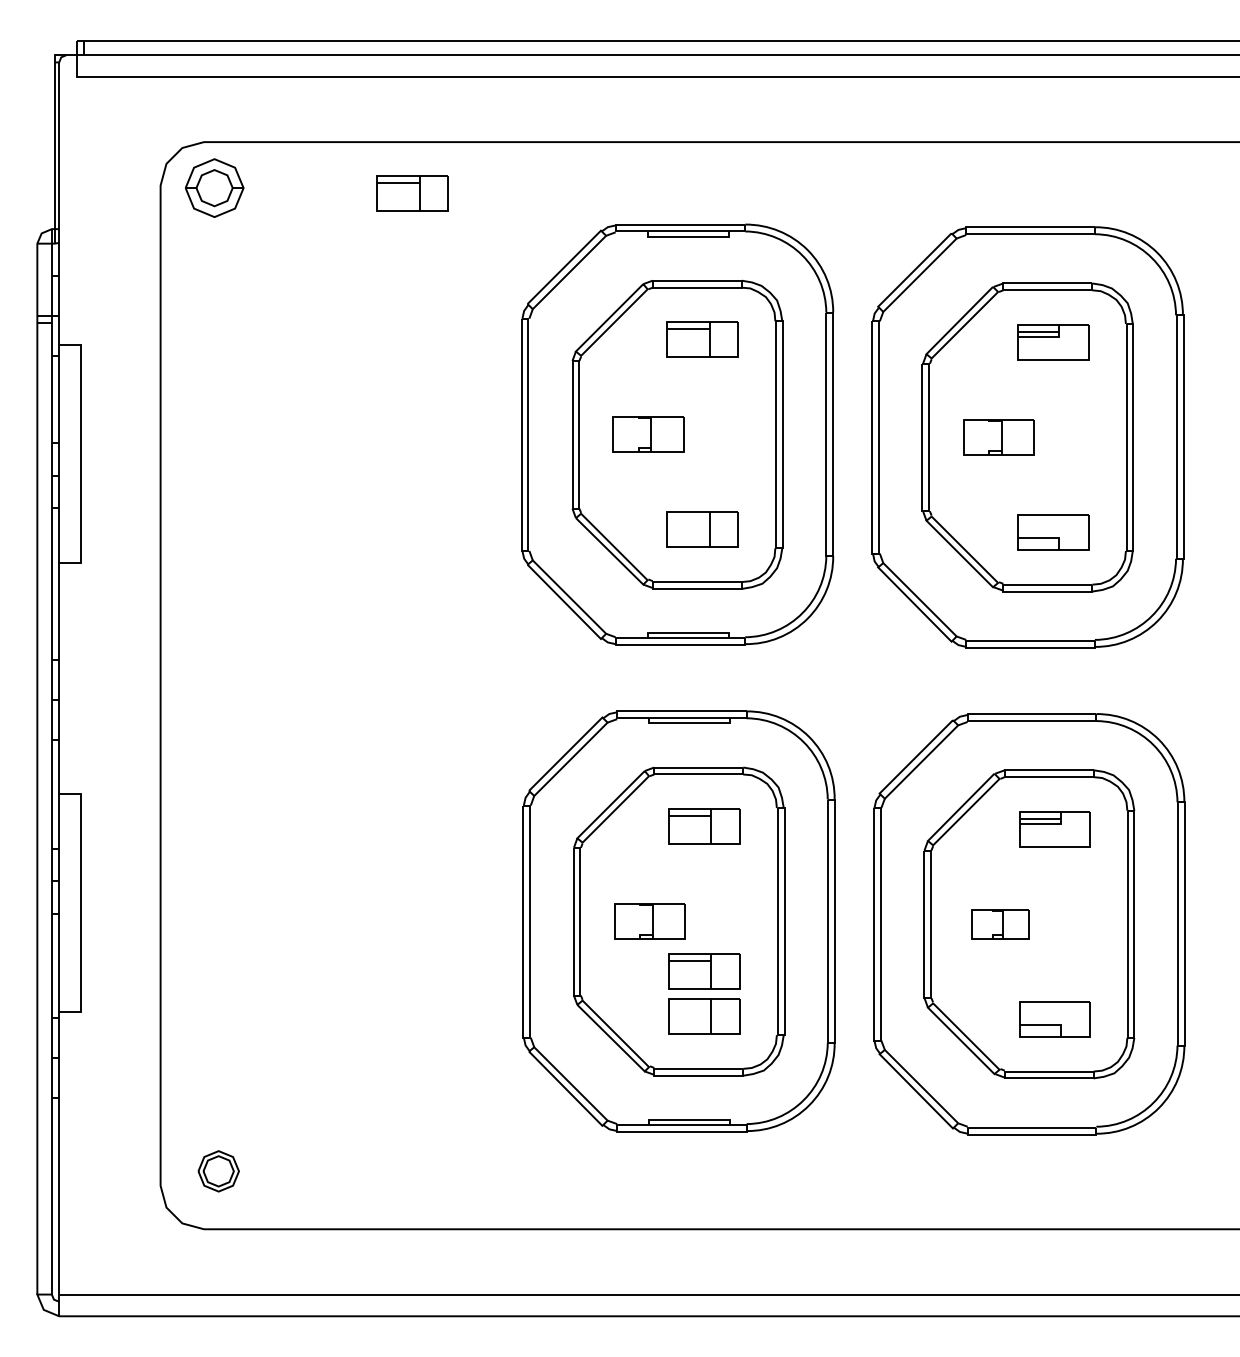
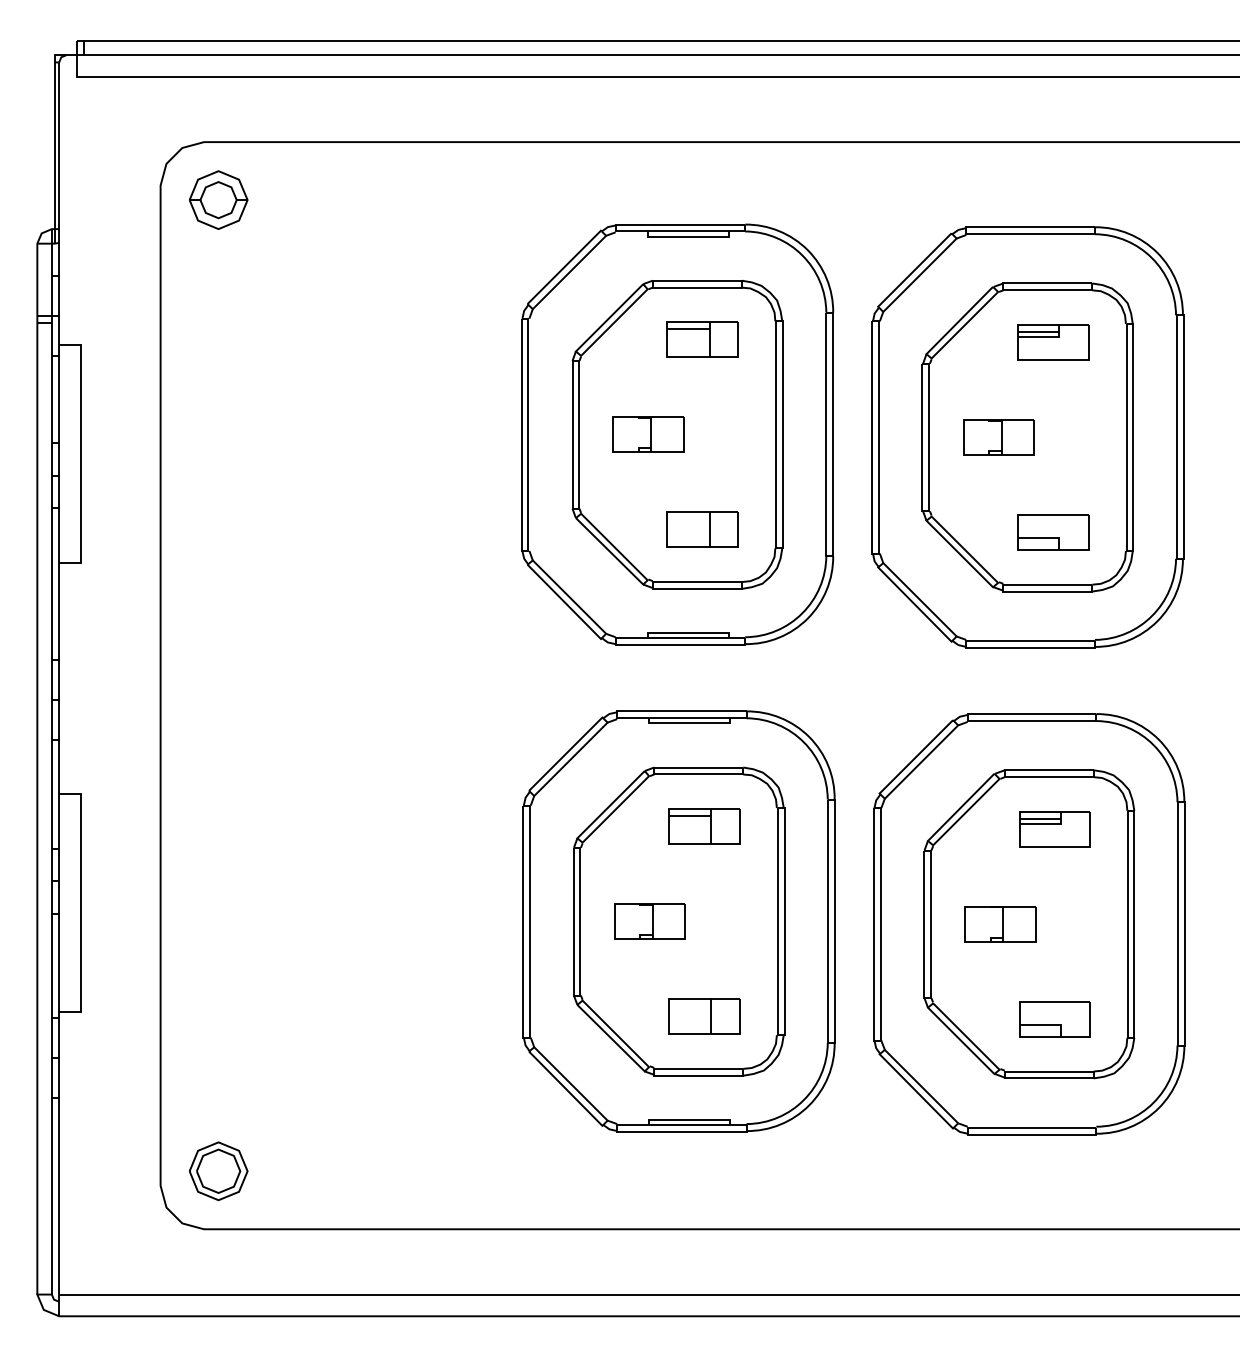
part position: (214, 187) -> (218, 199) (218, 199)
part: present -> none (412, 193)
part size: 59x31 px -> 73x37 px (1000, 924)
part: present -> none (704, 971)
part size: 43x43 px -> 60x61 px (218, 1171)
